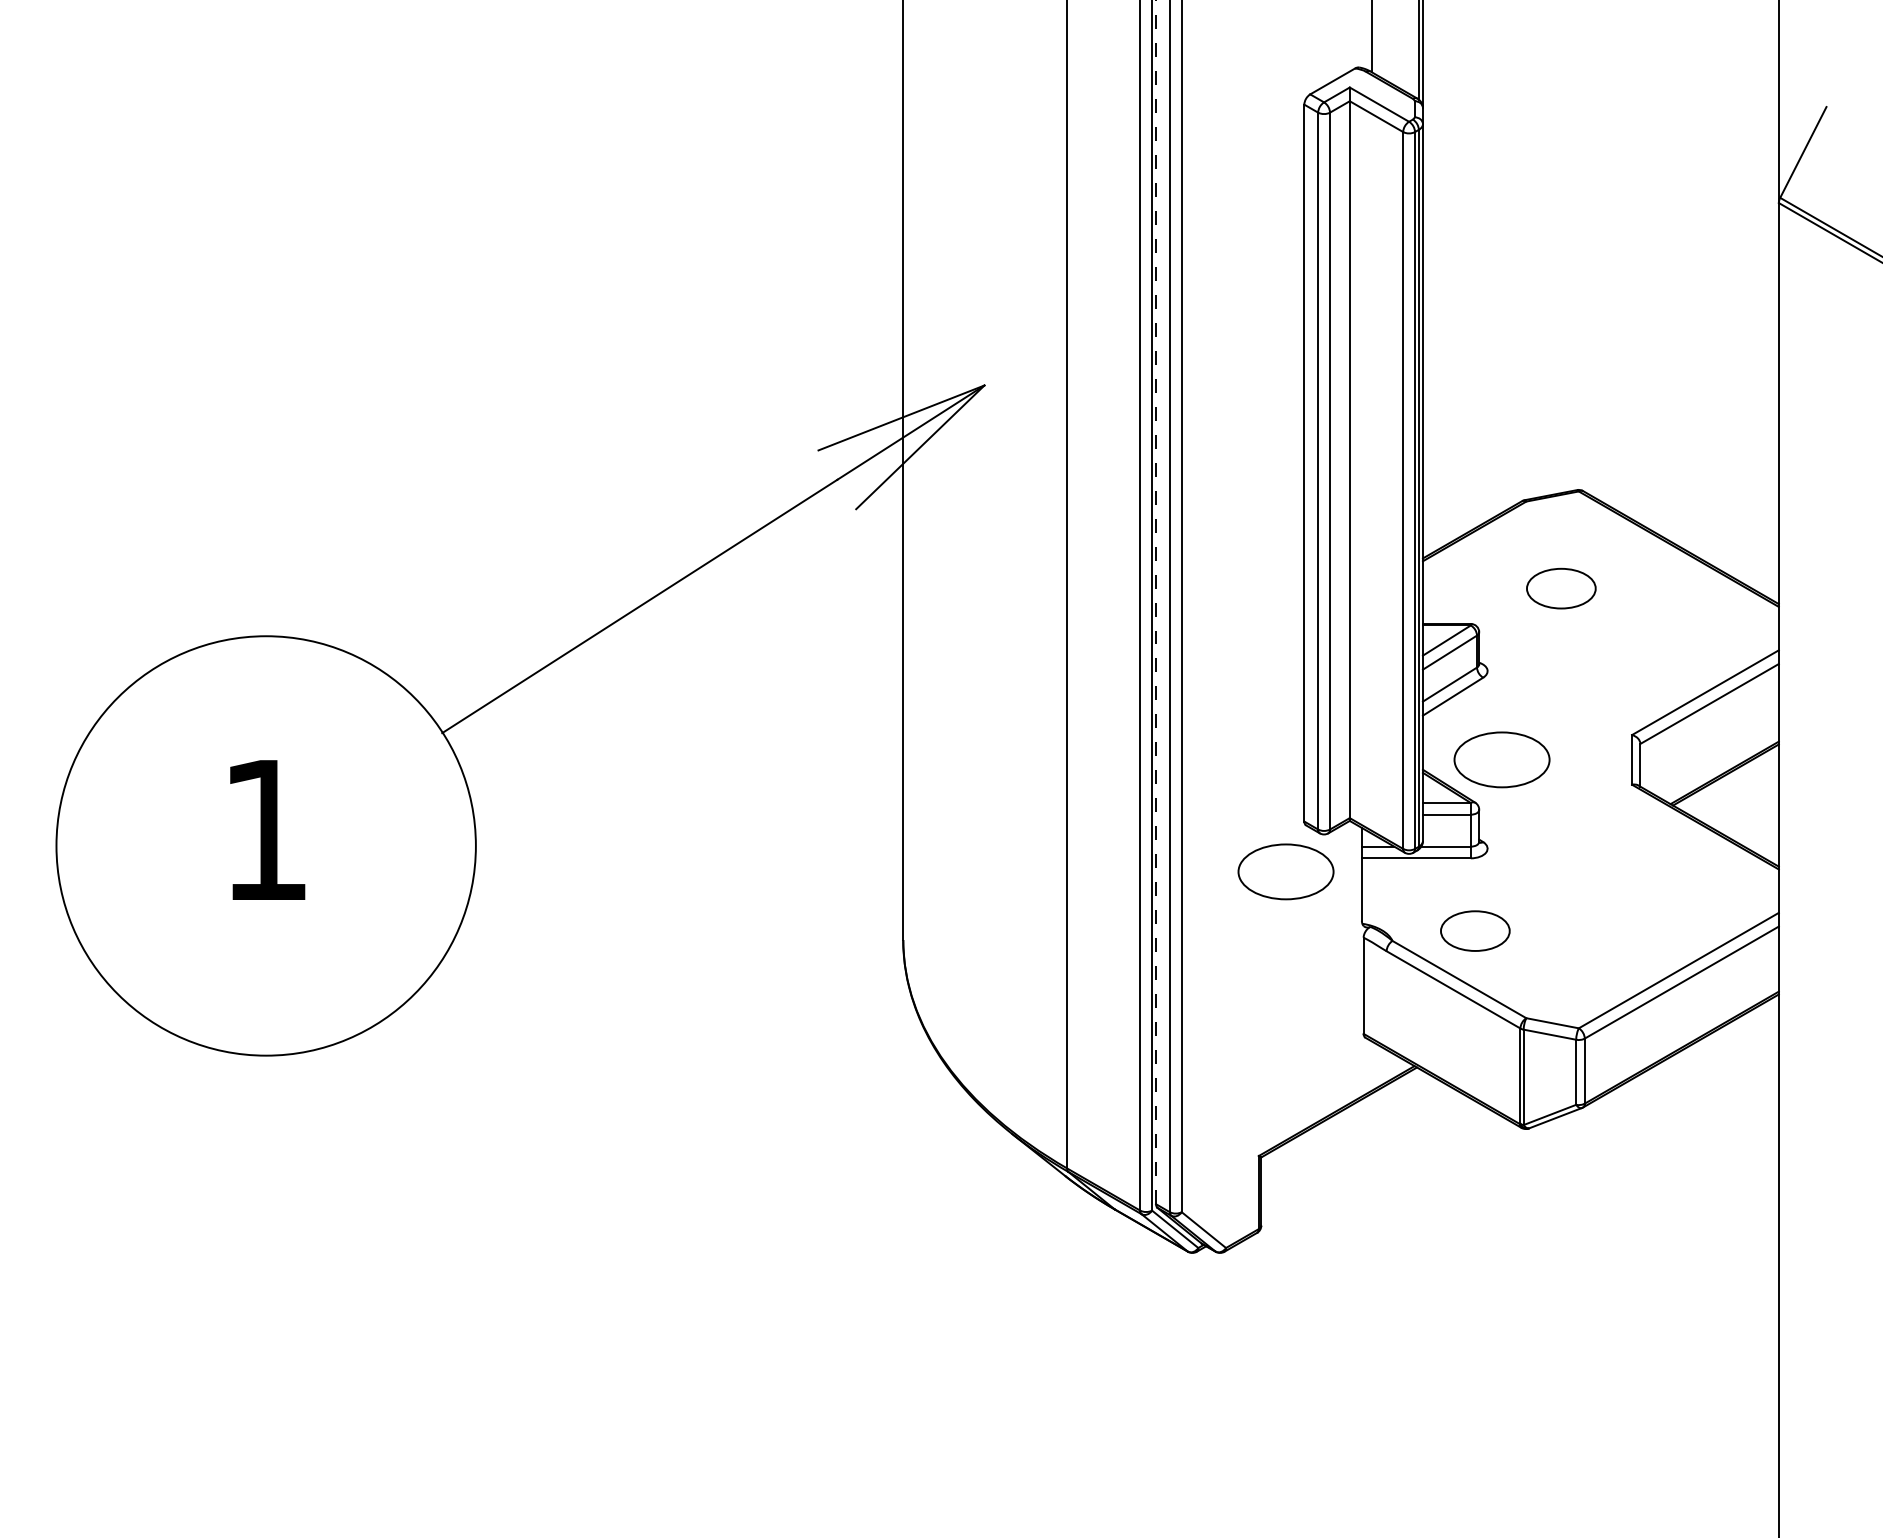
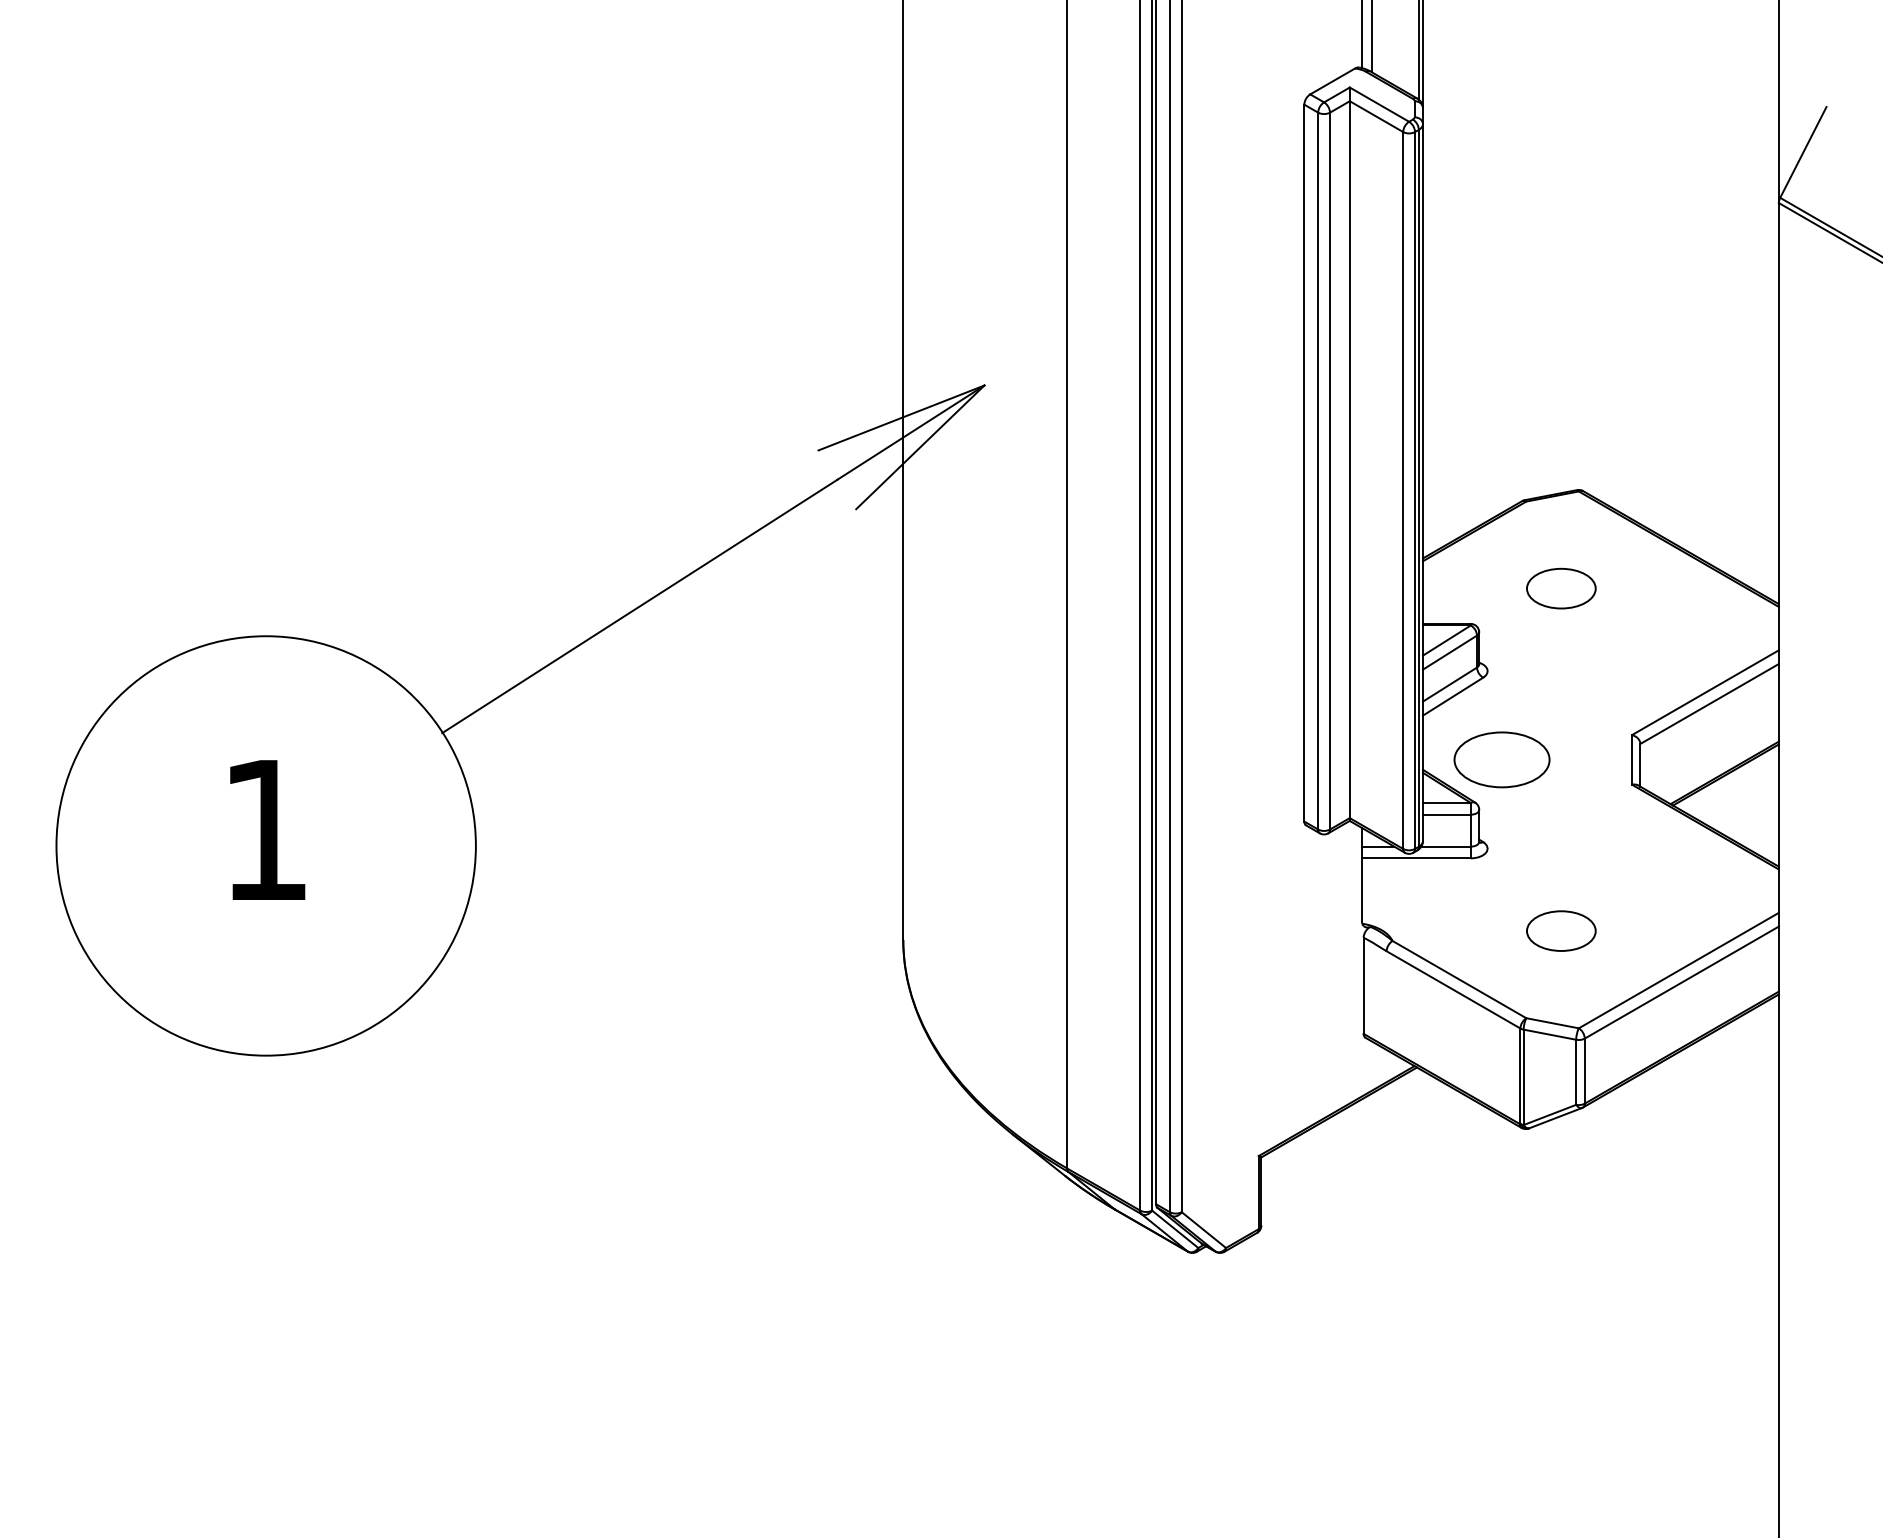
line: none -> present (1361, 35)
line: dashed -> solid (1156, 602)
part: present -> none (1285, 871)
part position: (1475, 930) -> (1561, 930) (1561, 930)
